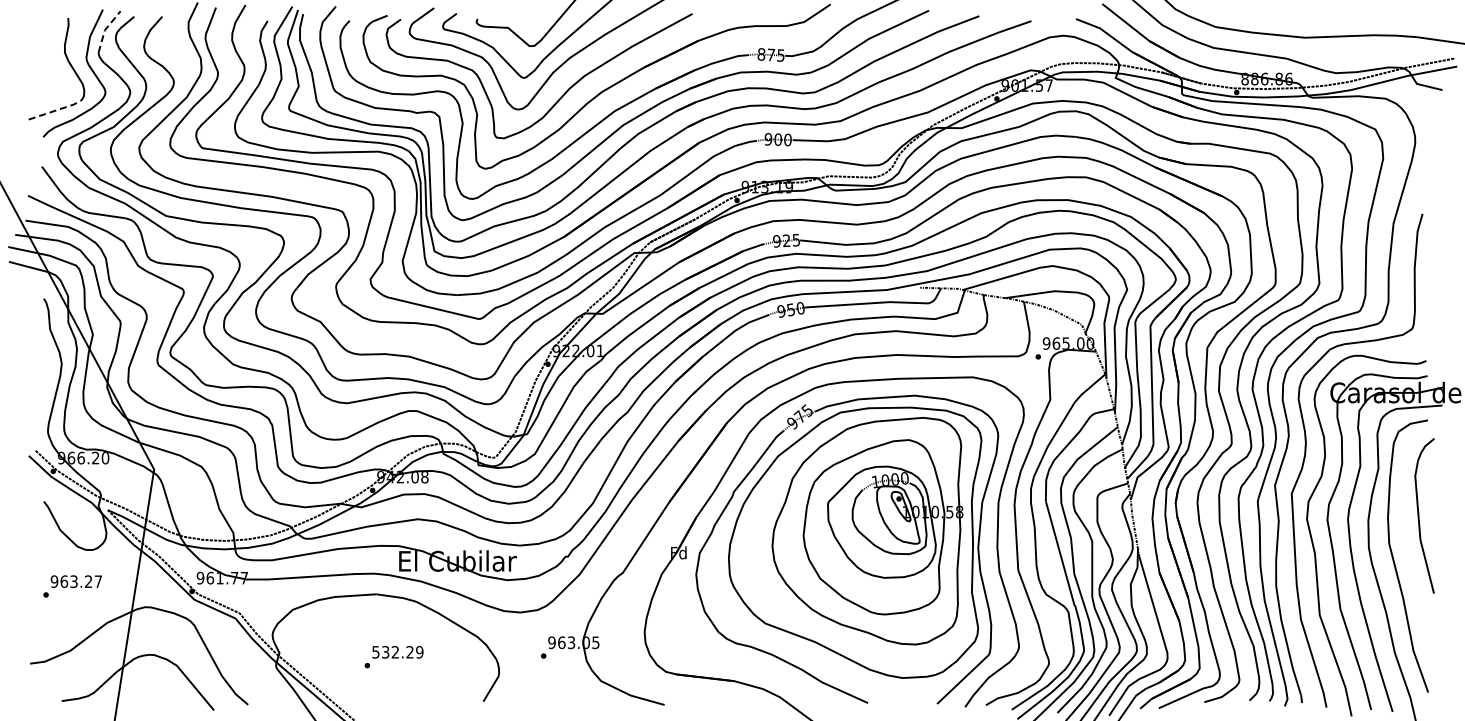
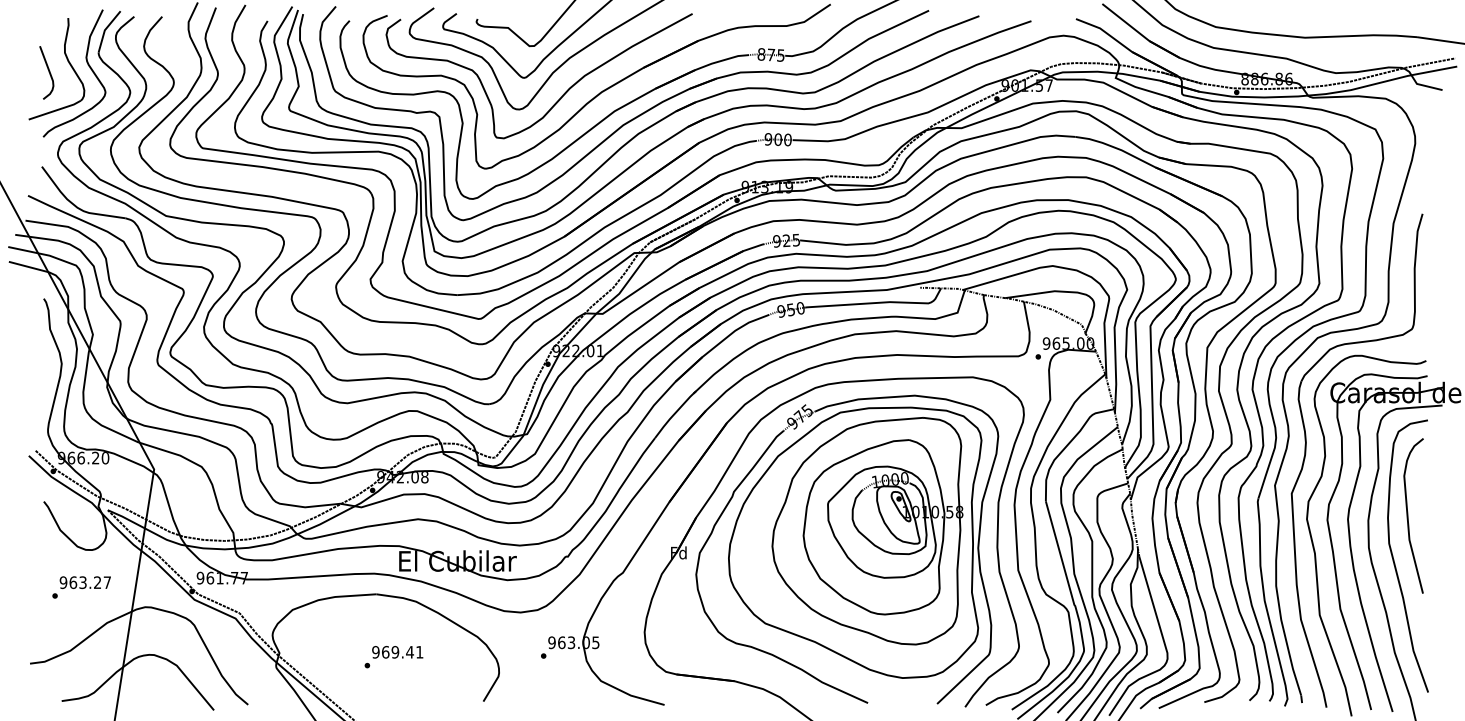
line: dashed -> solid (104, 30)
curve: none -> present (48, 72)
line: dashed -> solid (56, 110)
curve position: (1419, 515) -> (1408, 515) (1408, 515)
text position: (72, 586) -> (81, 587) (81, 587)
text: 532.29 -> 969.41 (397, 651)
